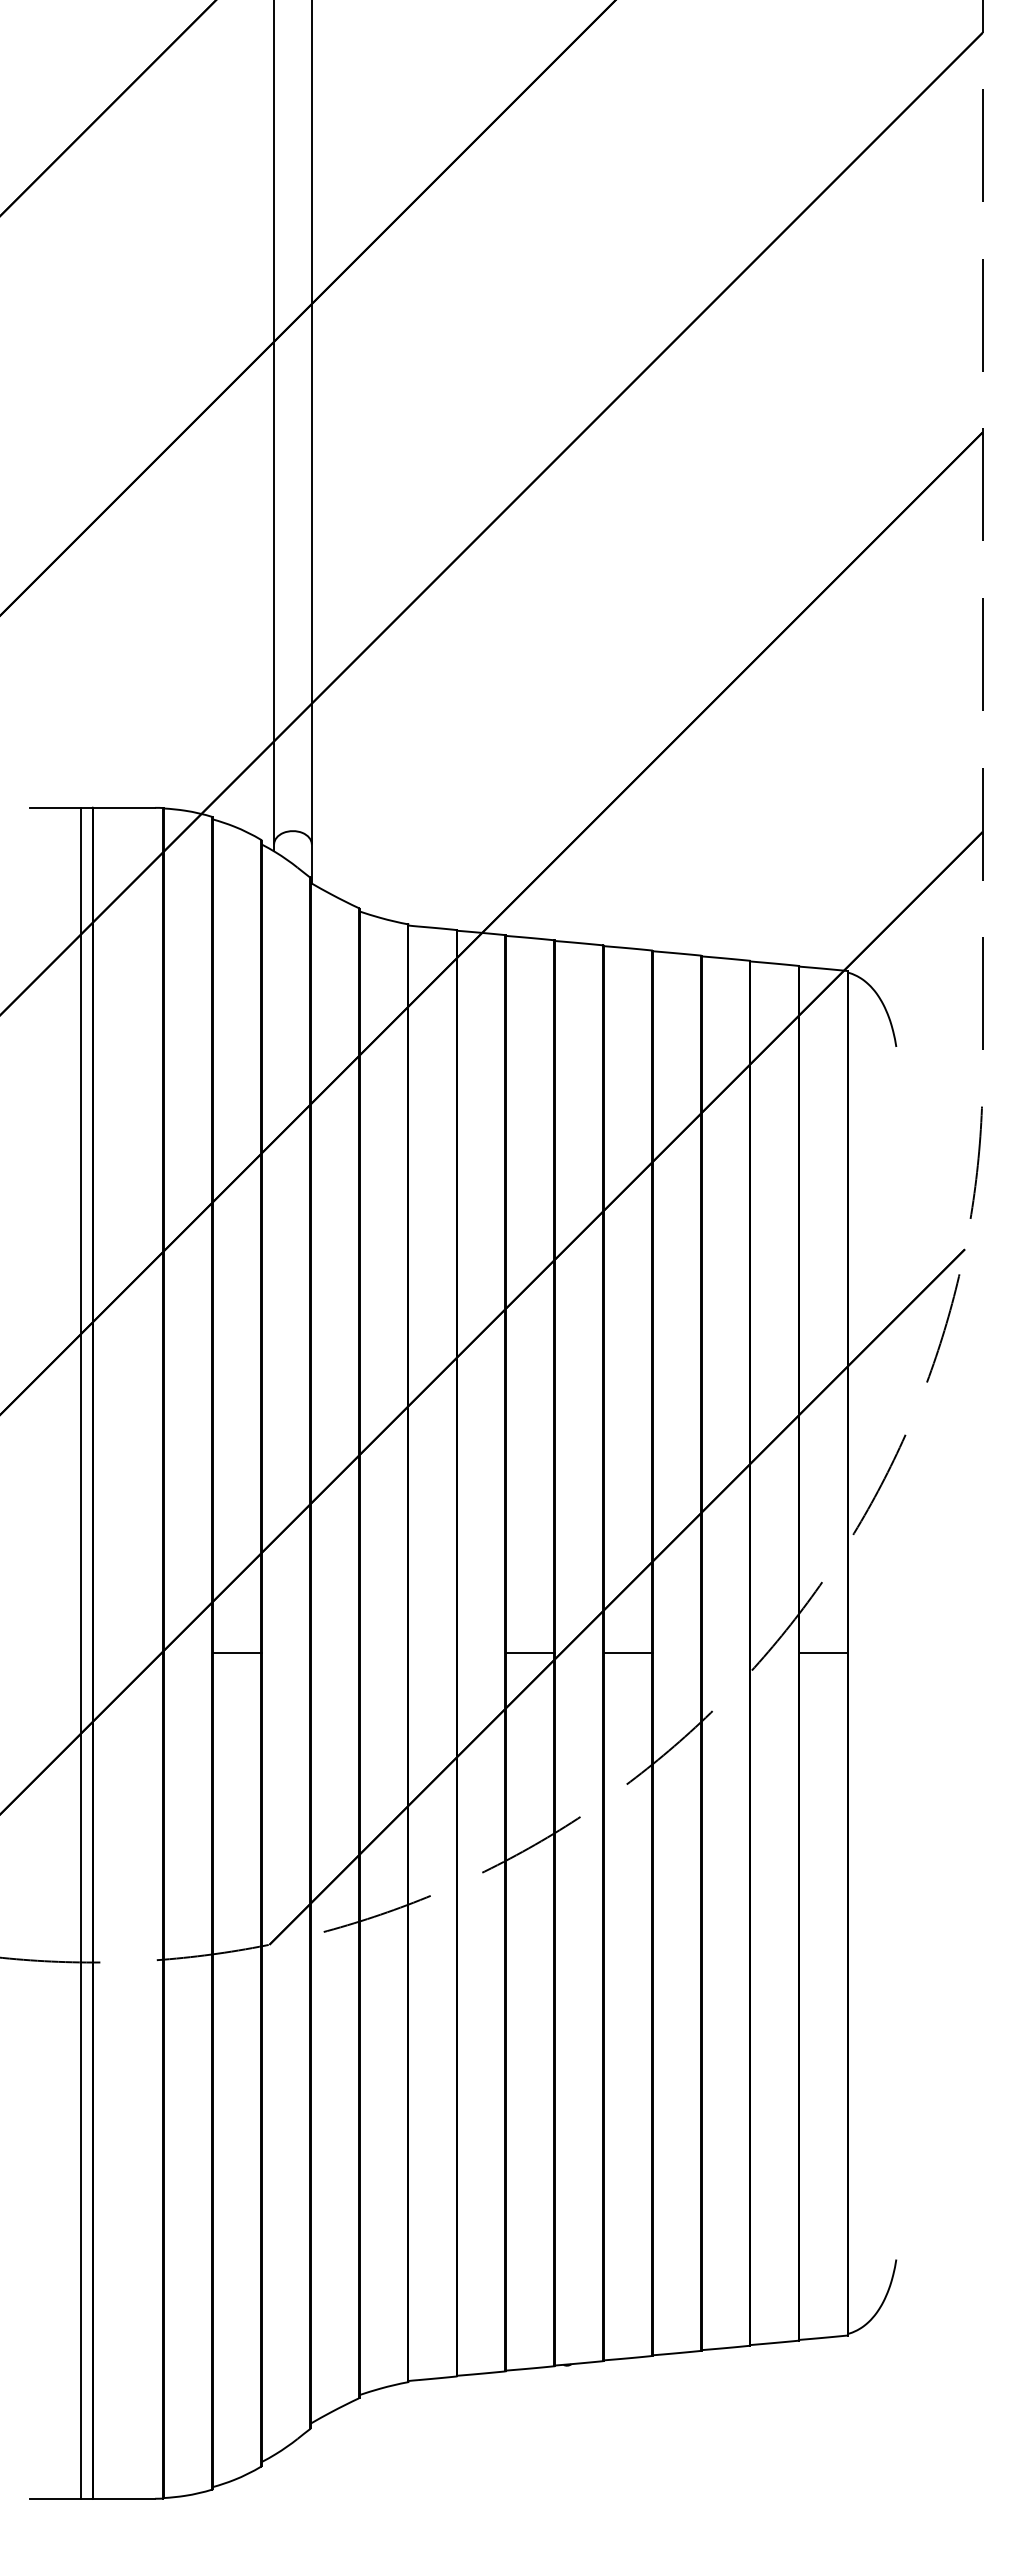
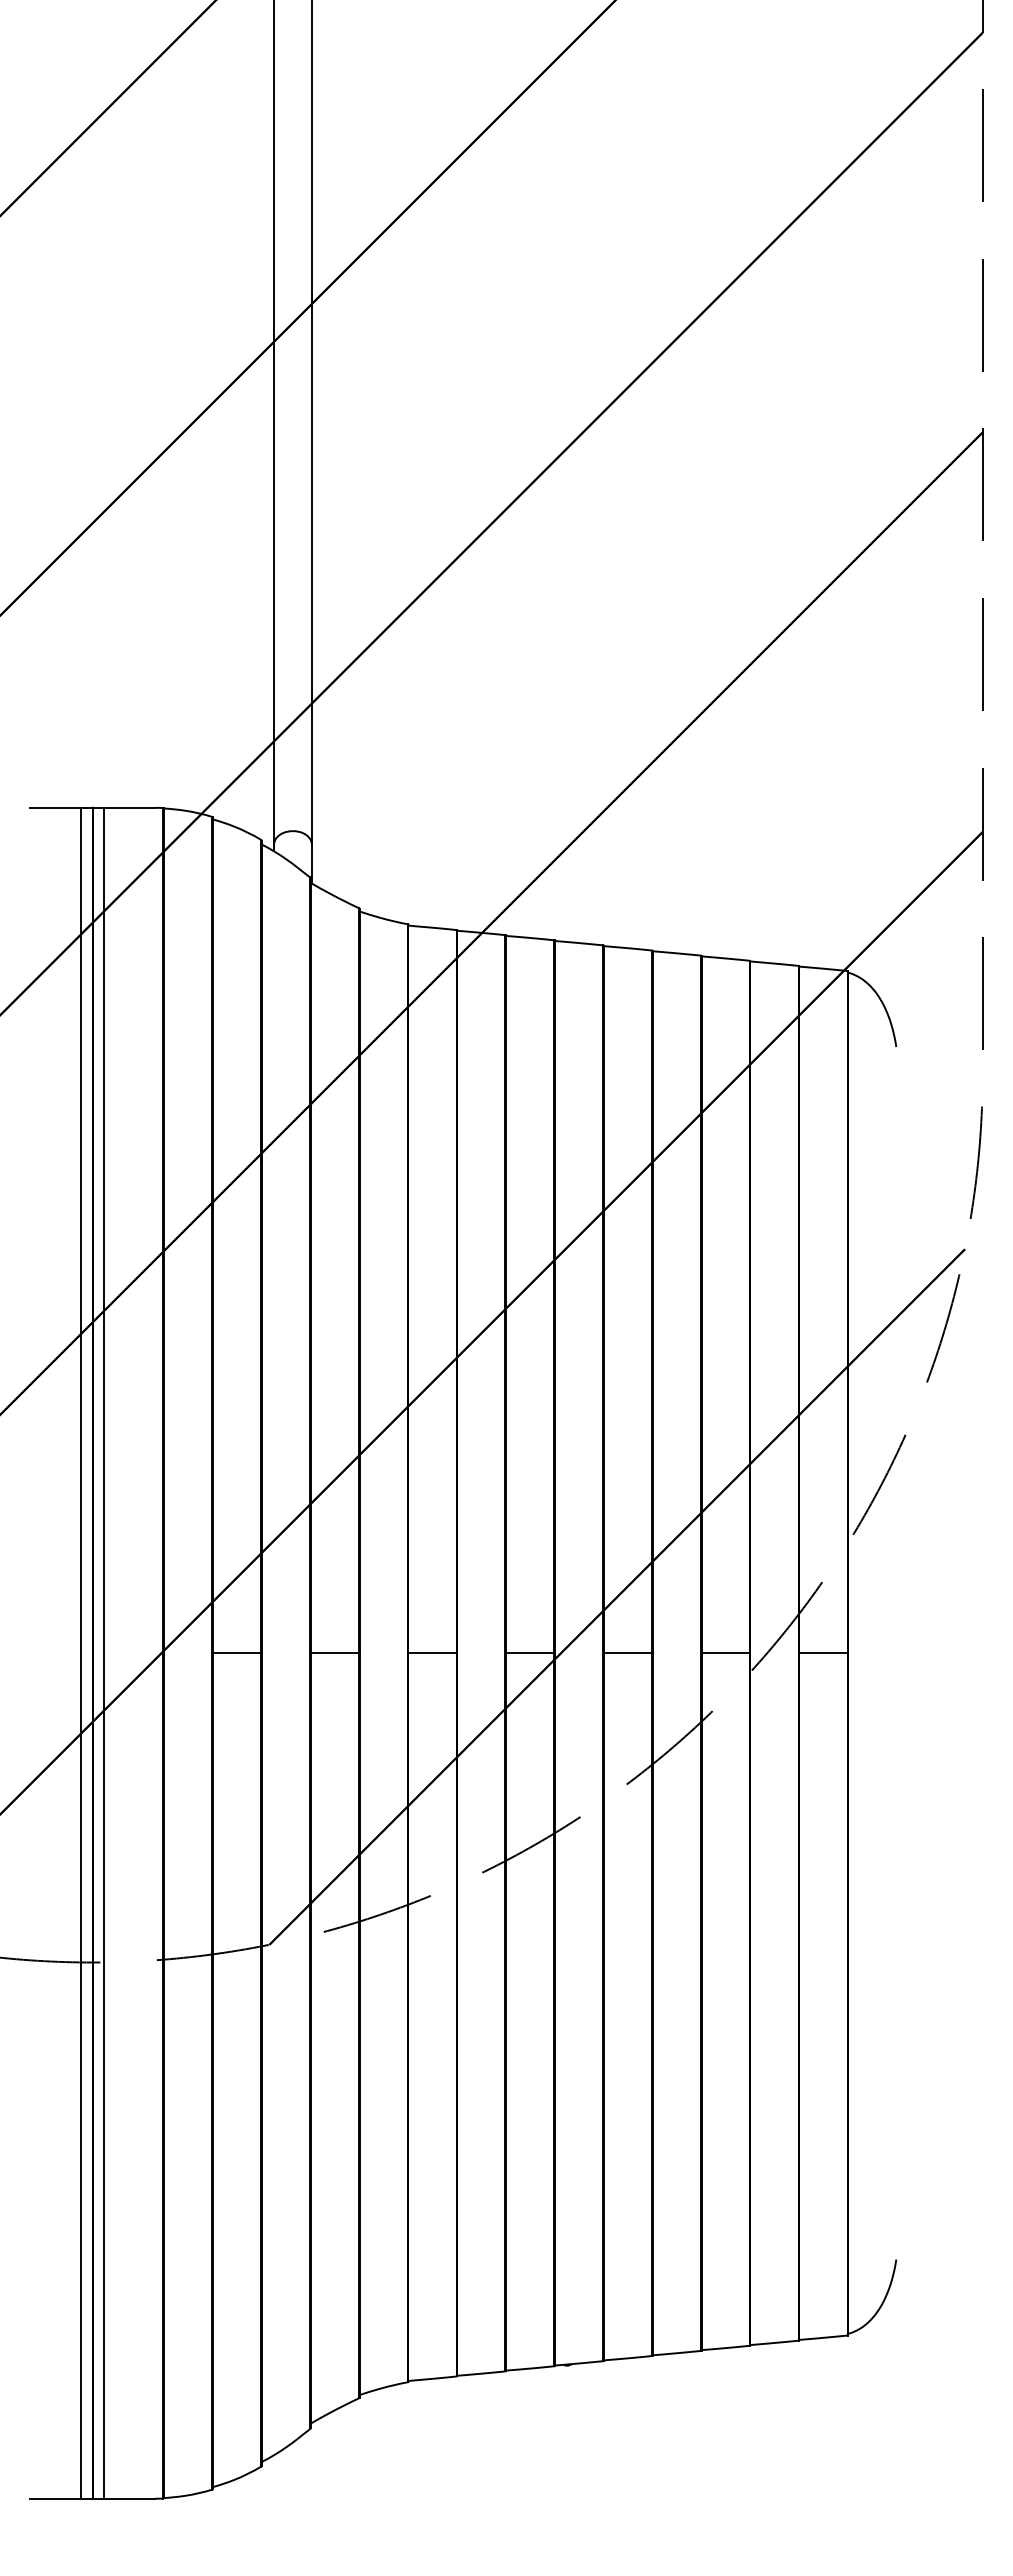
line: none -> present (104, 1652)
line: none -> present (334, 1653)
line: none -> present (432, 1653)
line: none -> present (725, 1653)
